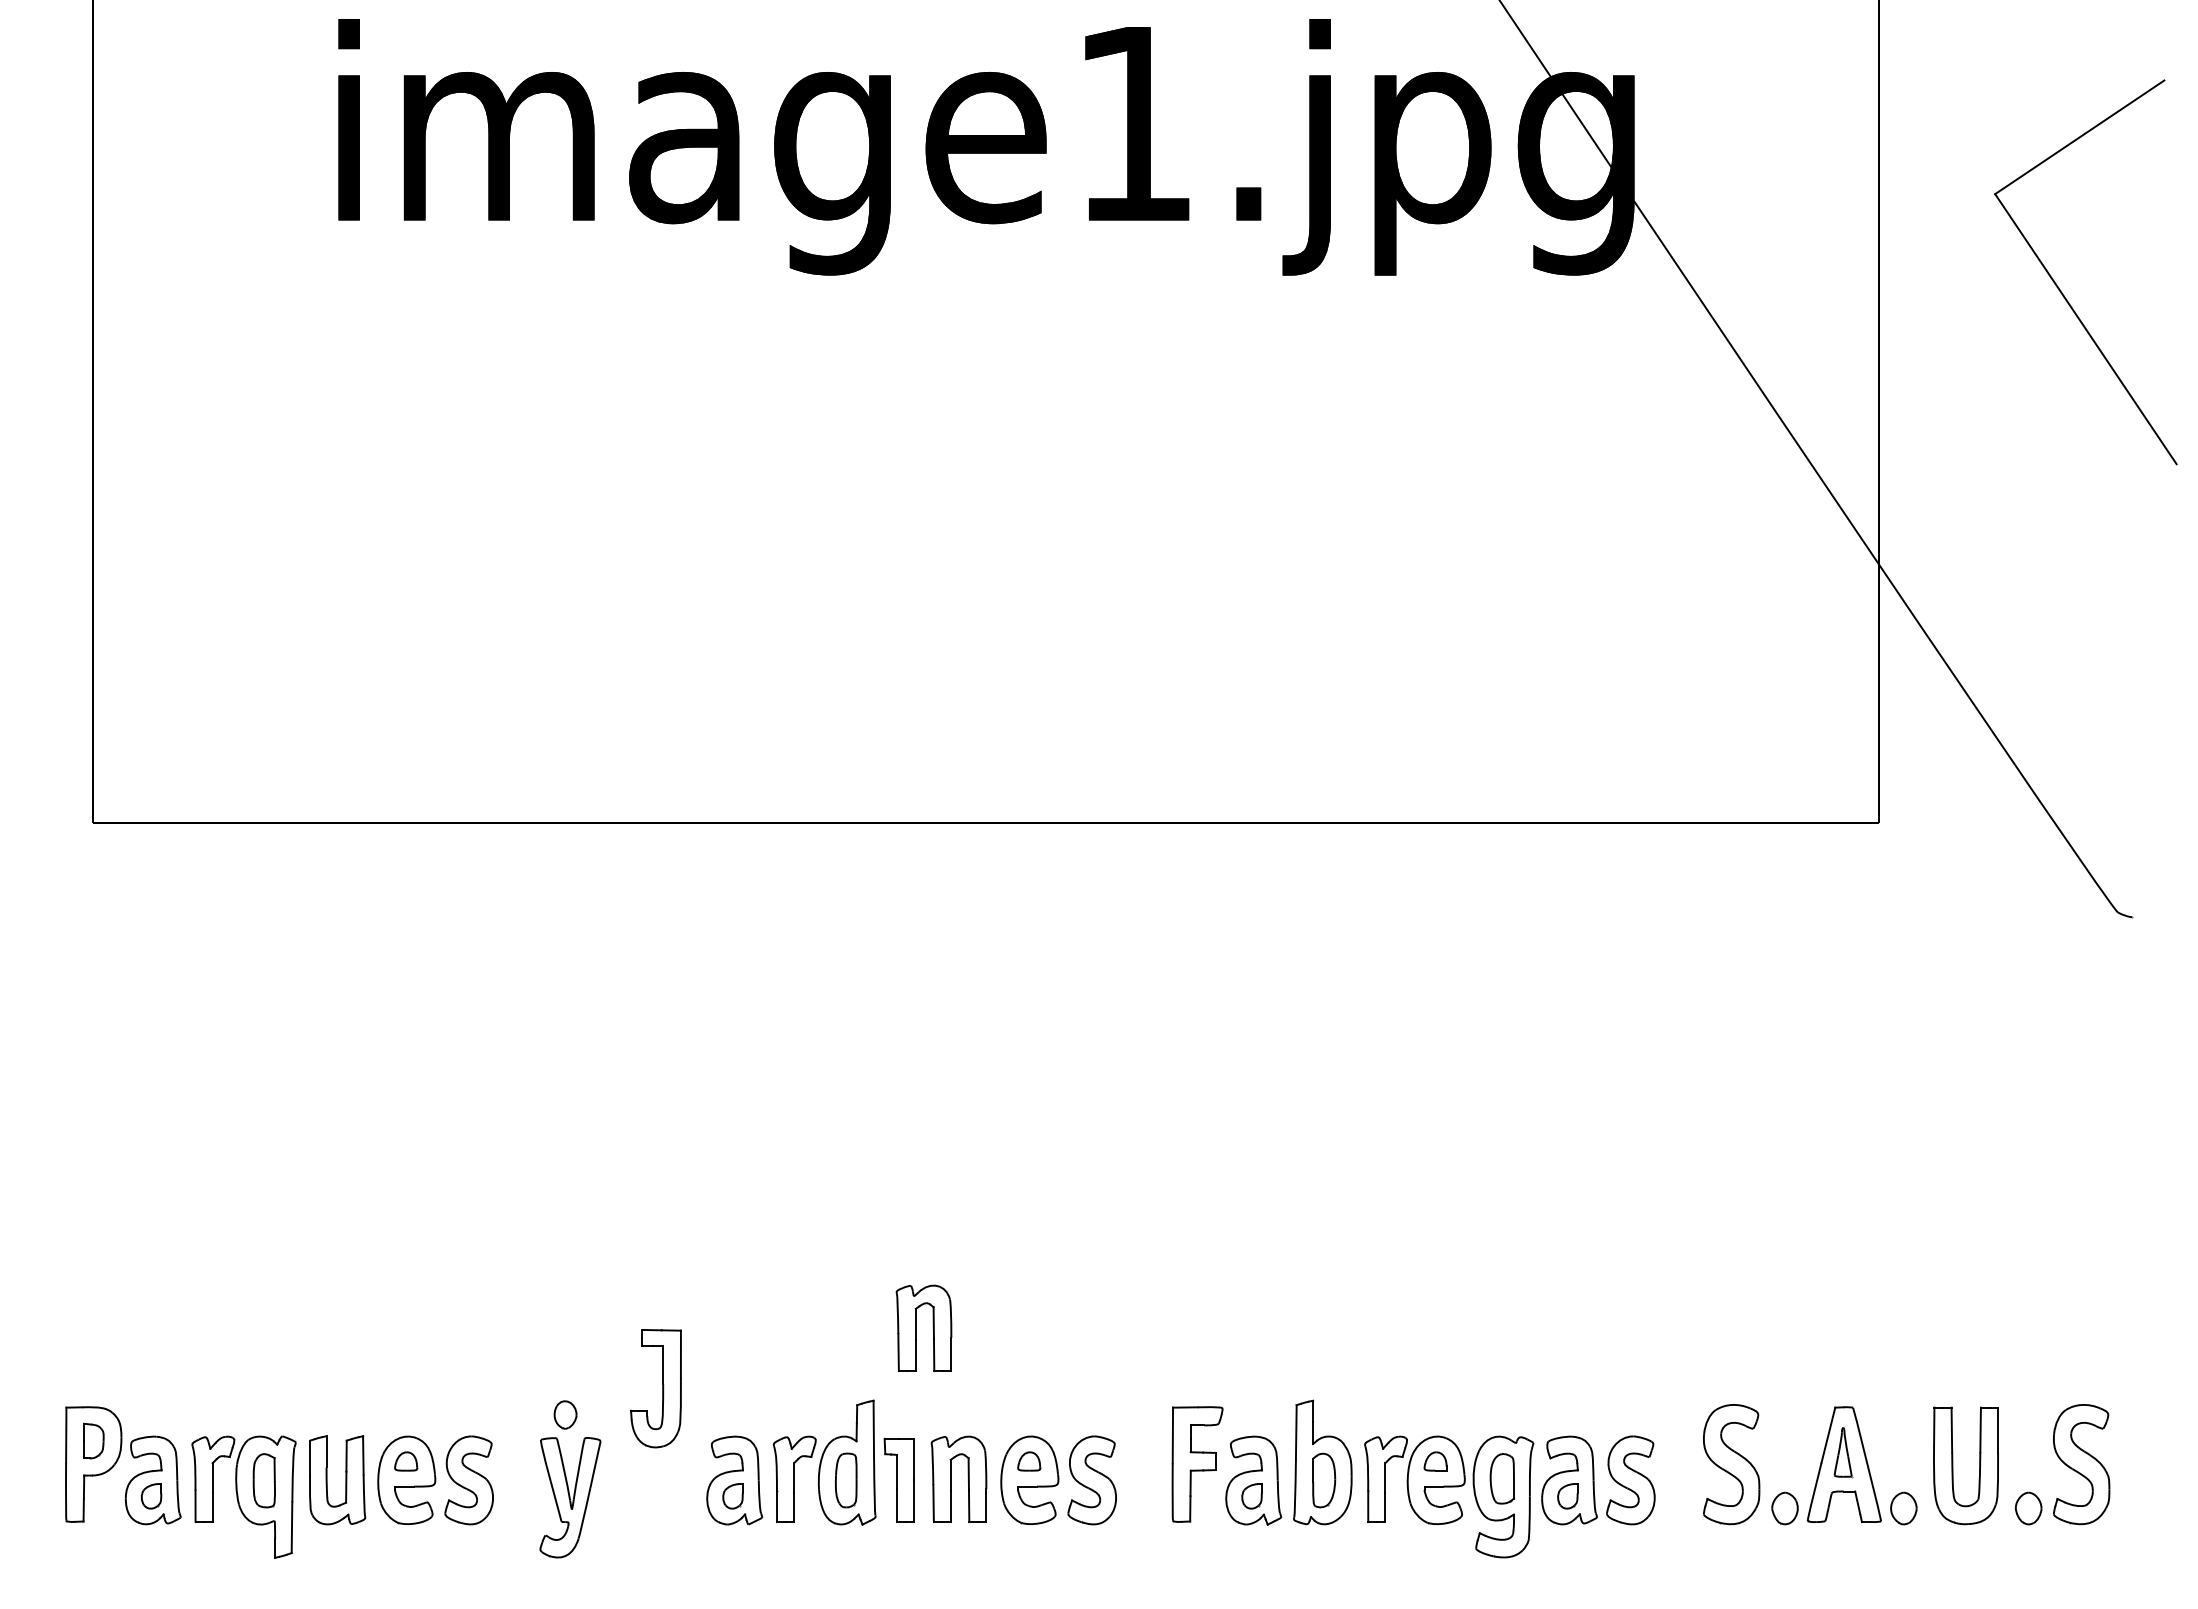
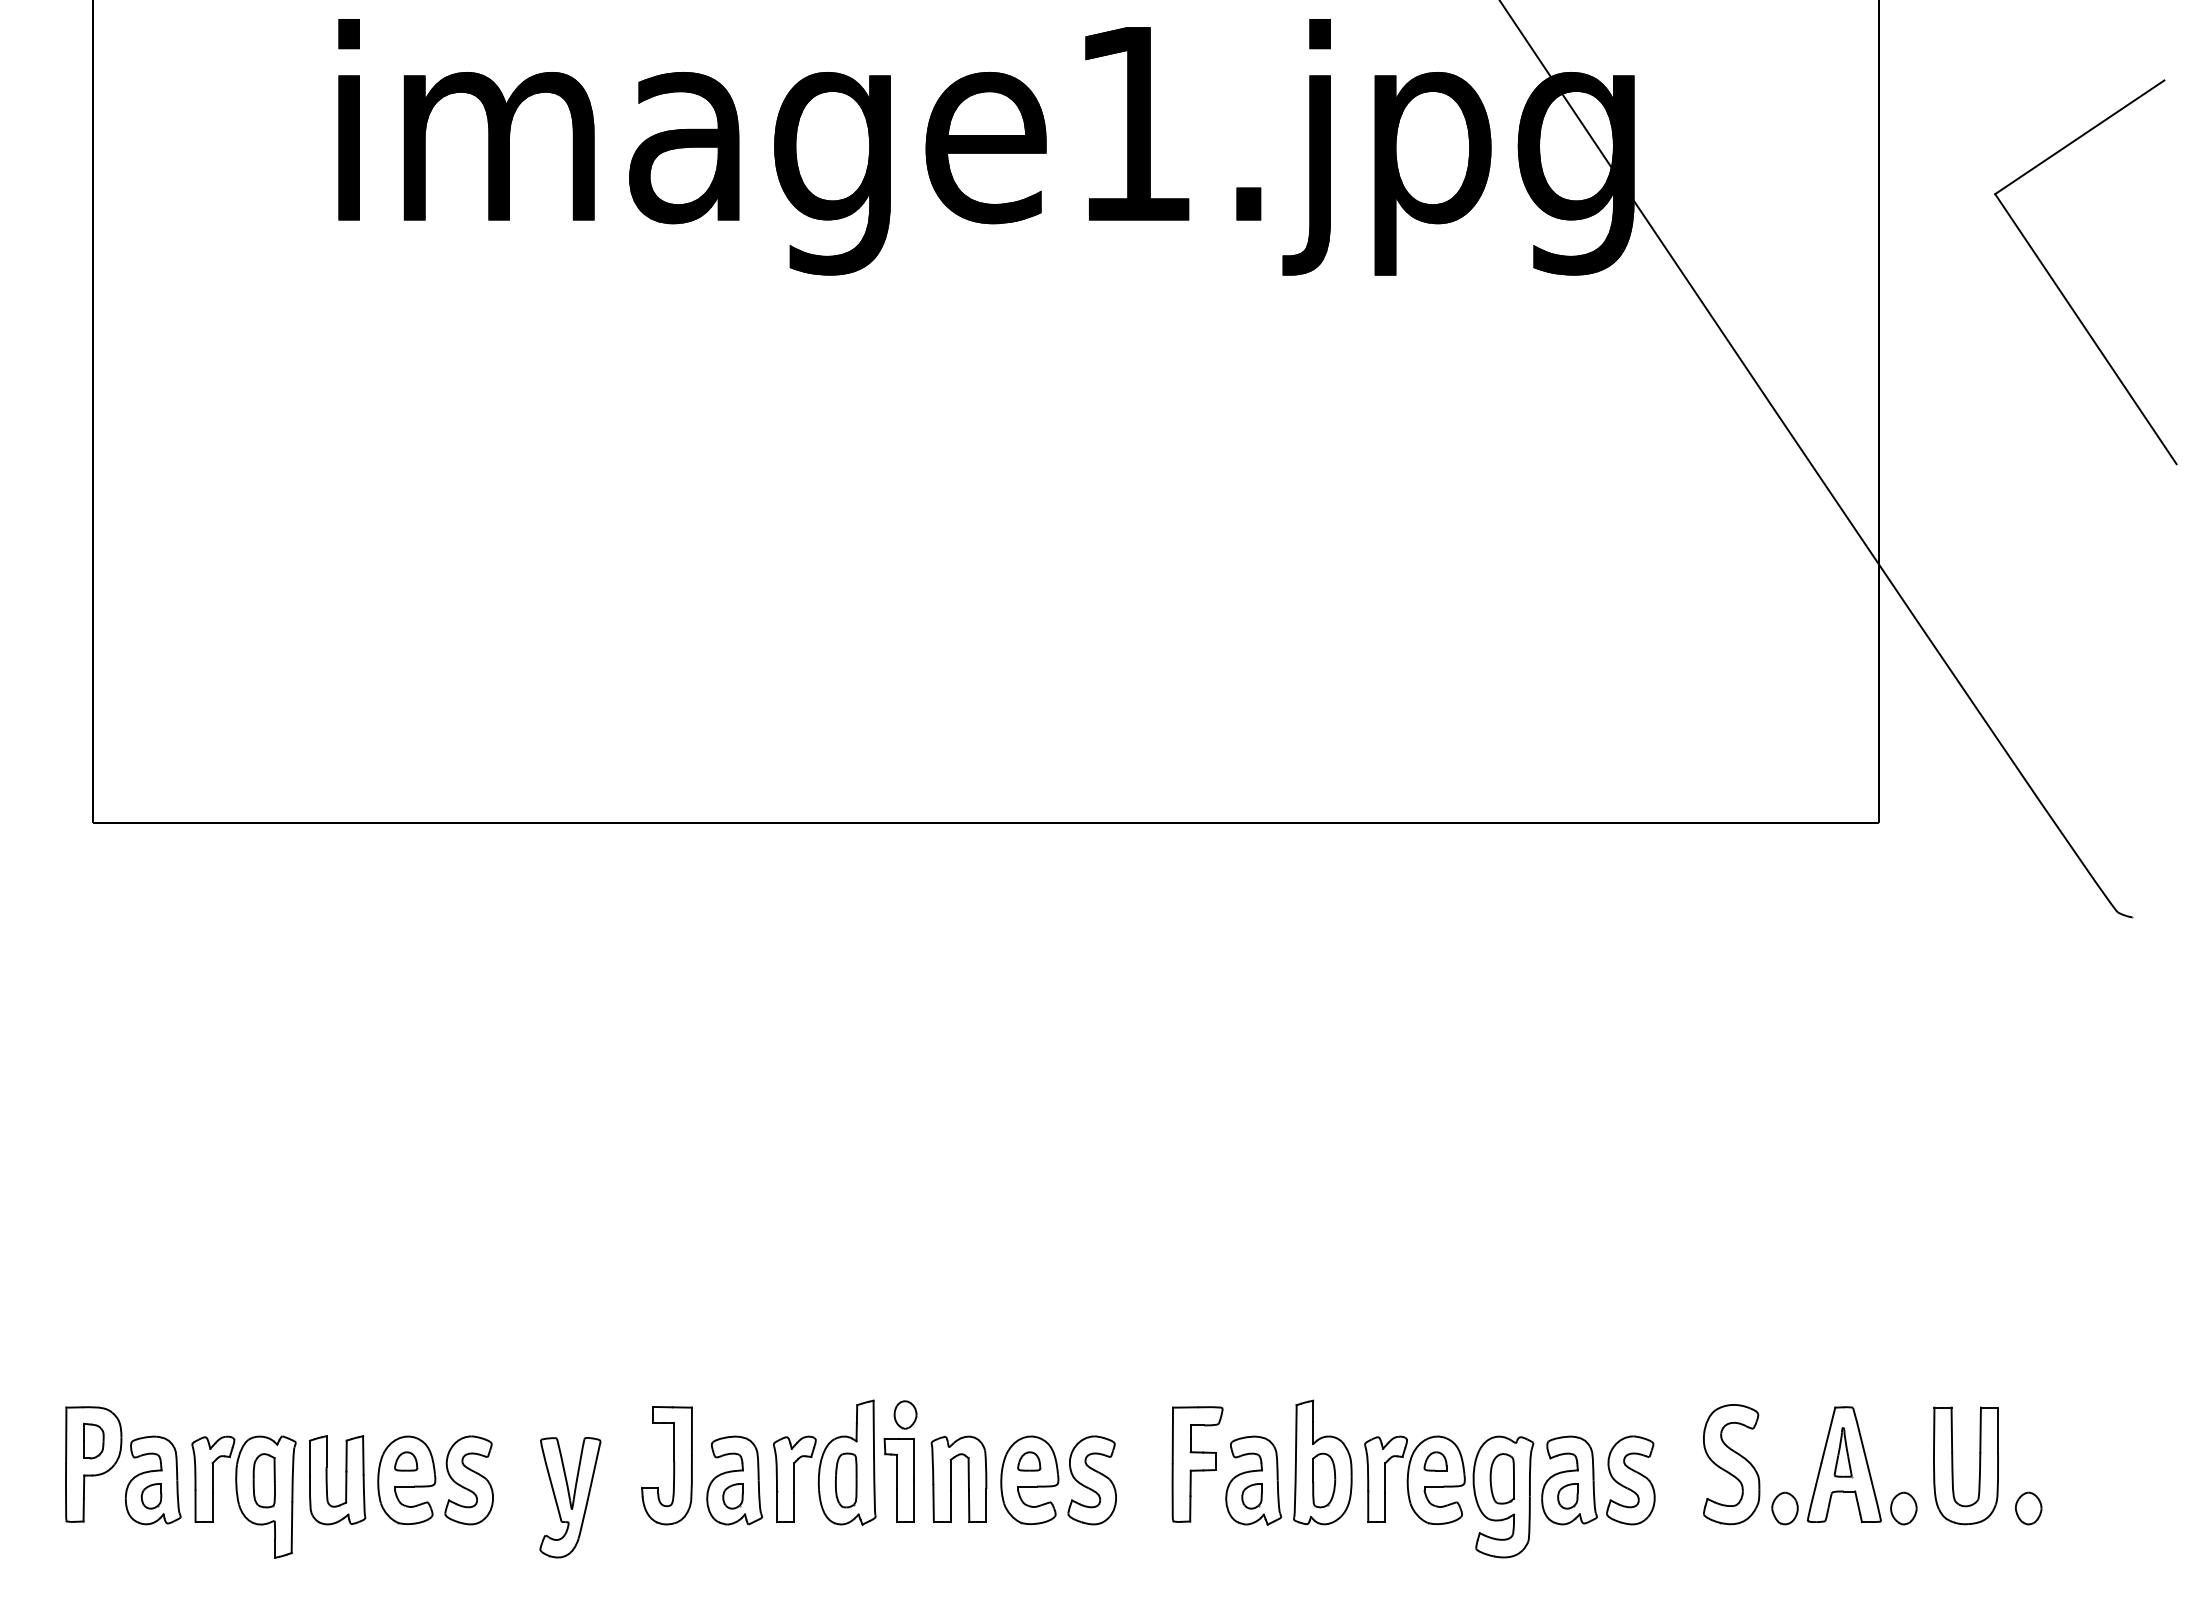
part: present -> none (916, 1327)
part position: (662, 1388) -> (673, 1465) (673, 1465)
part position: (565, 1414) -> (905, 1414) (905, 1414)
part: present -> none (2081, 1464)
